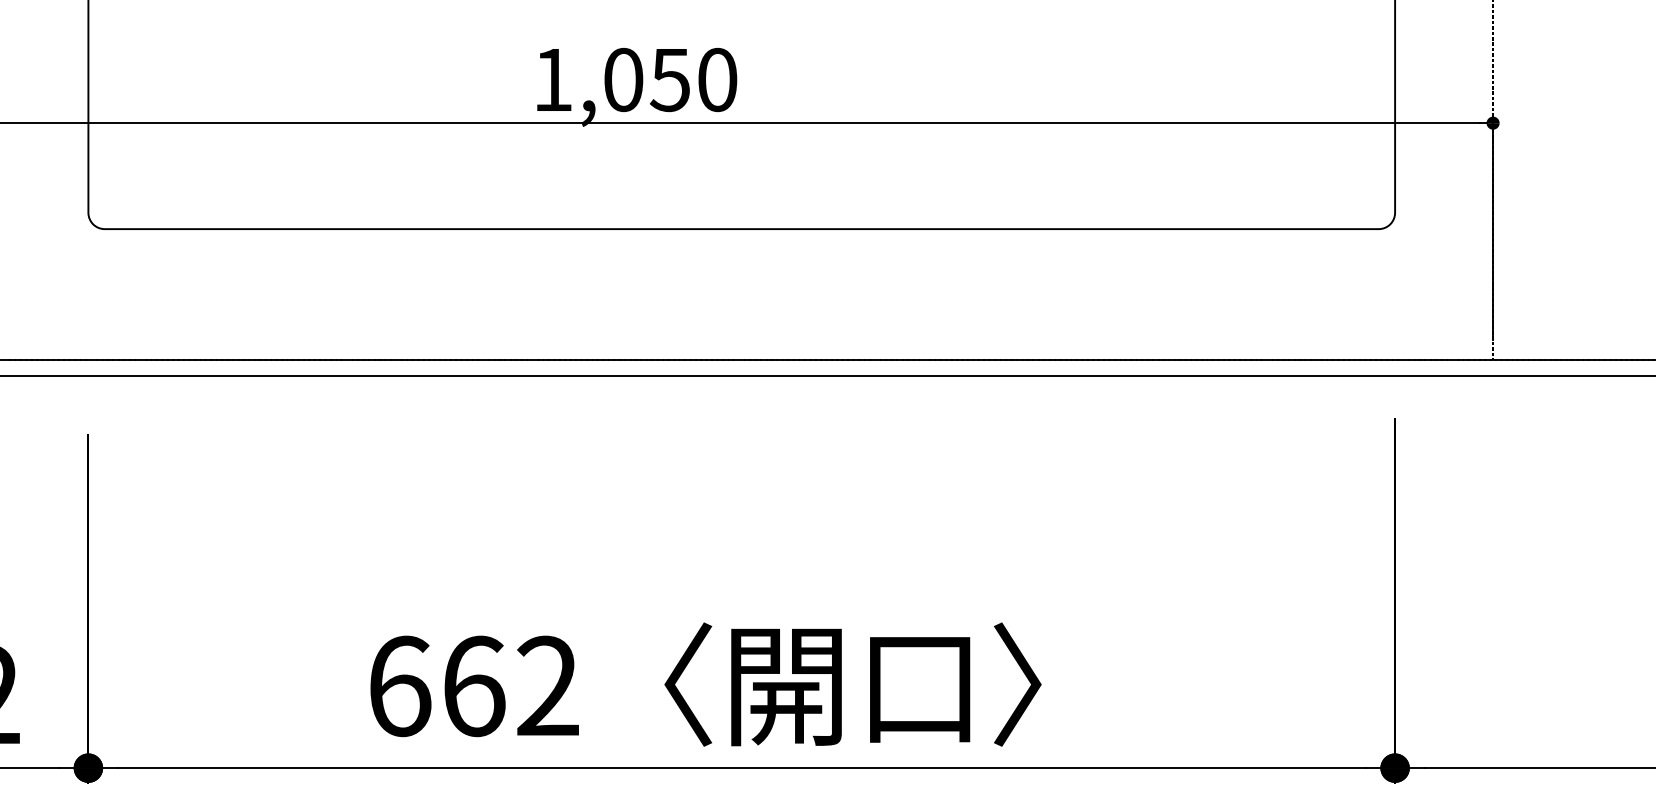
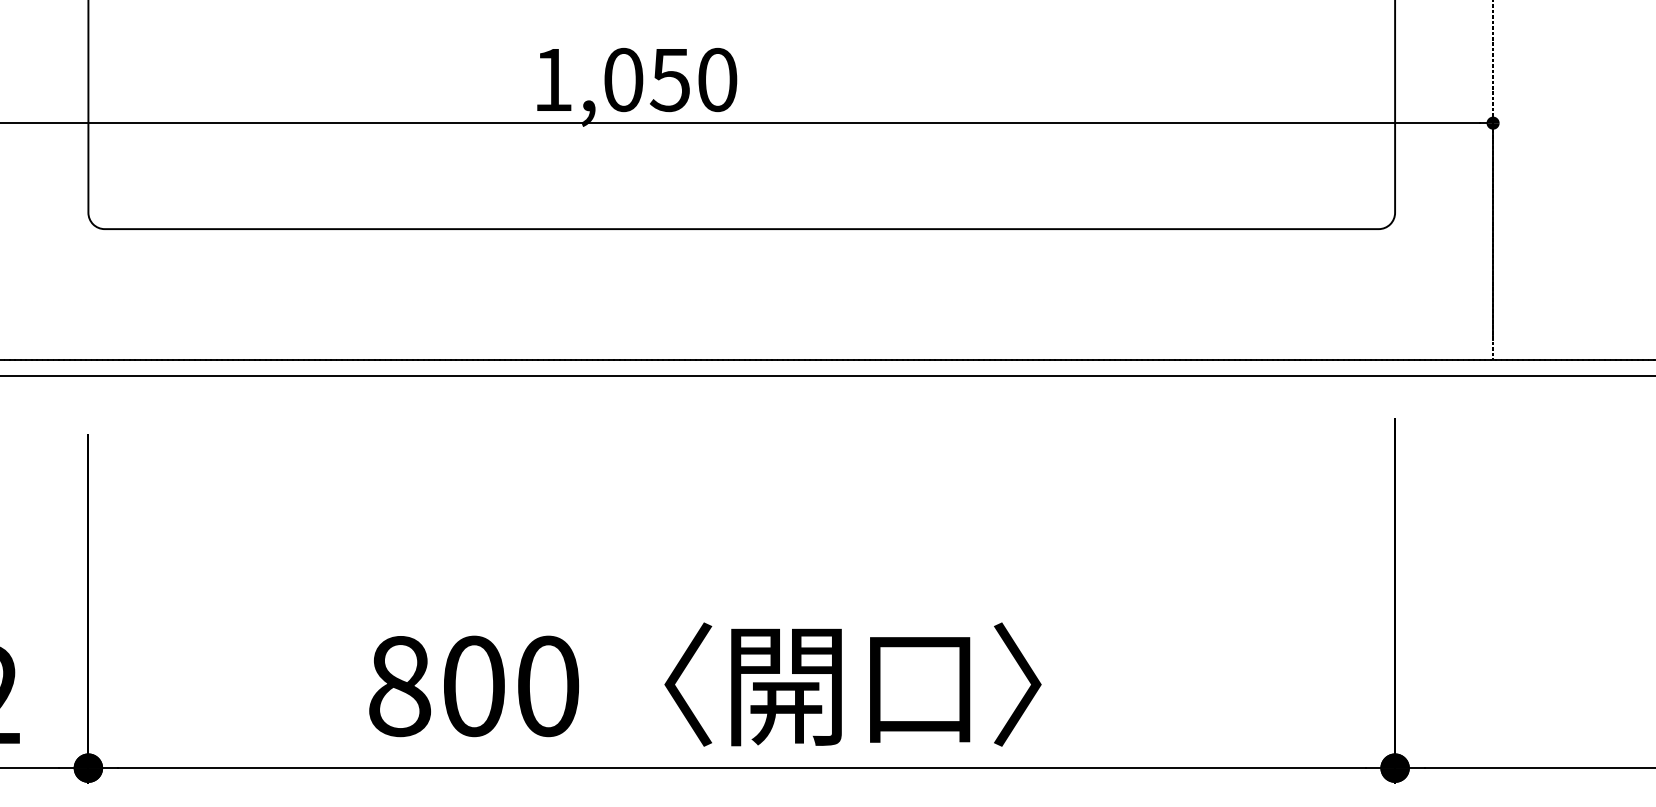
text: 662 -> 800 (474, 686)
